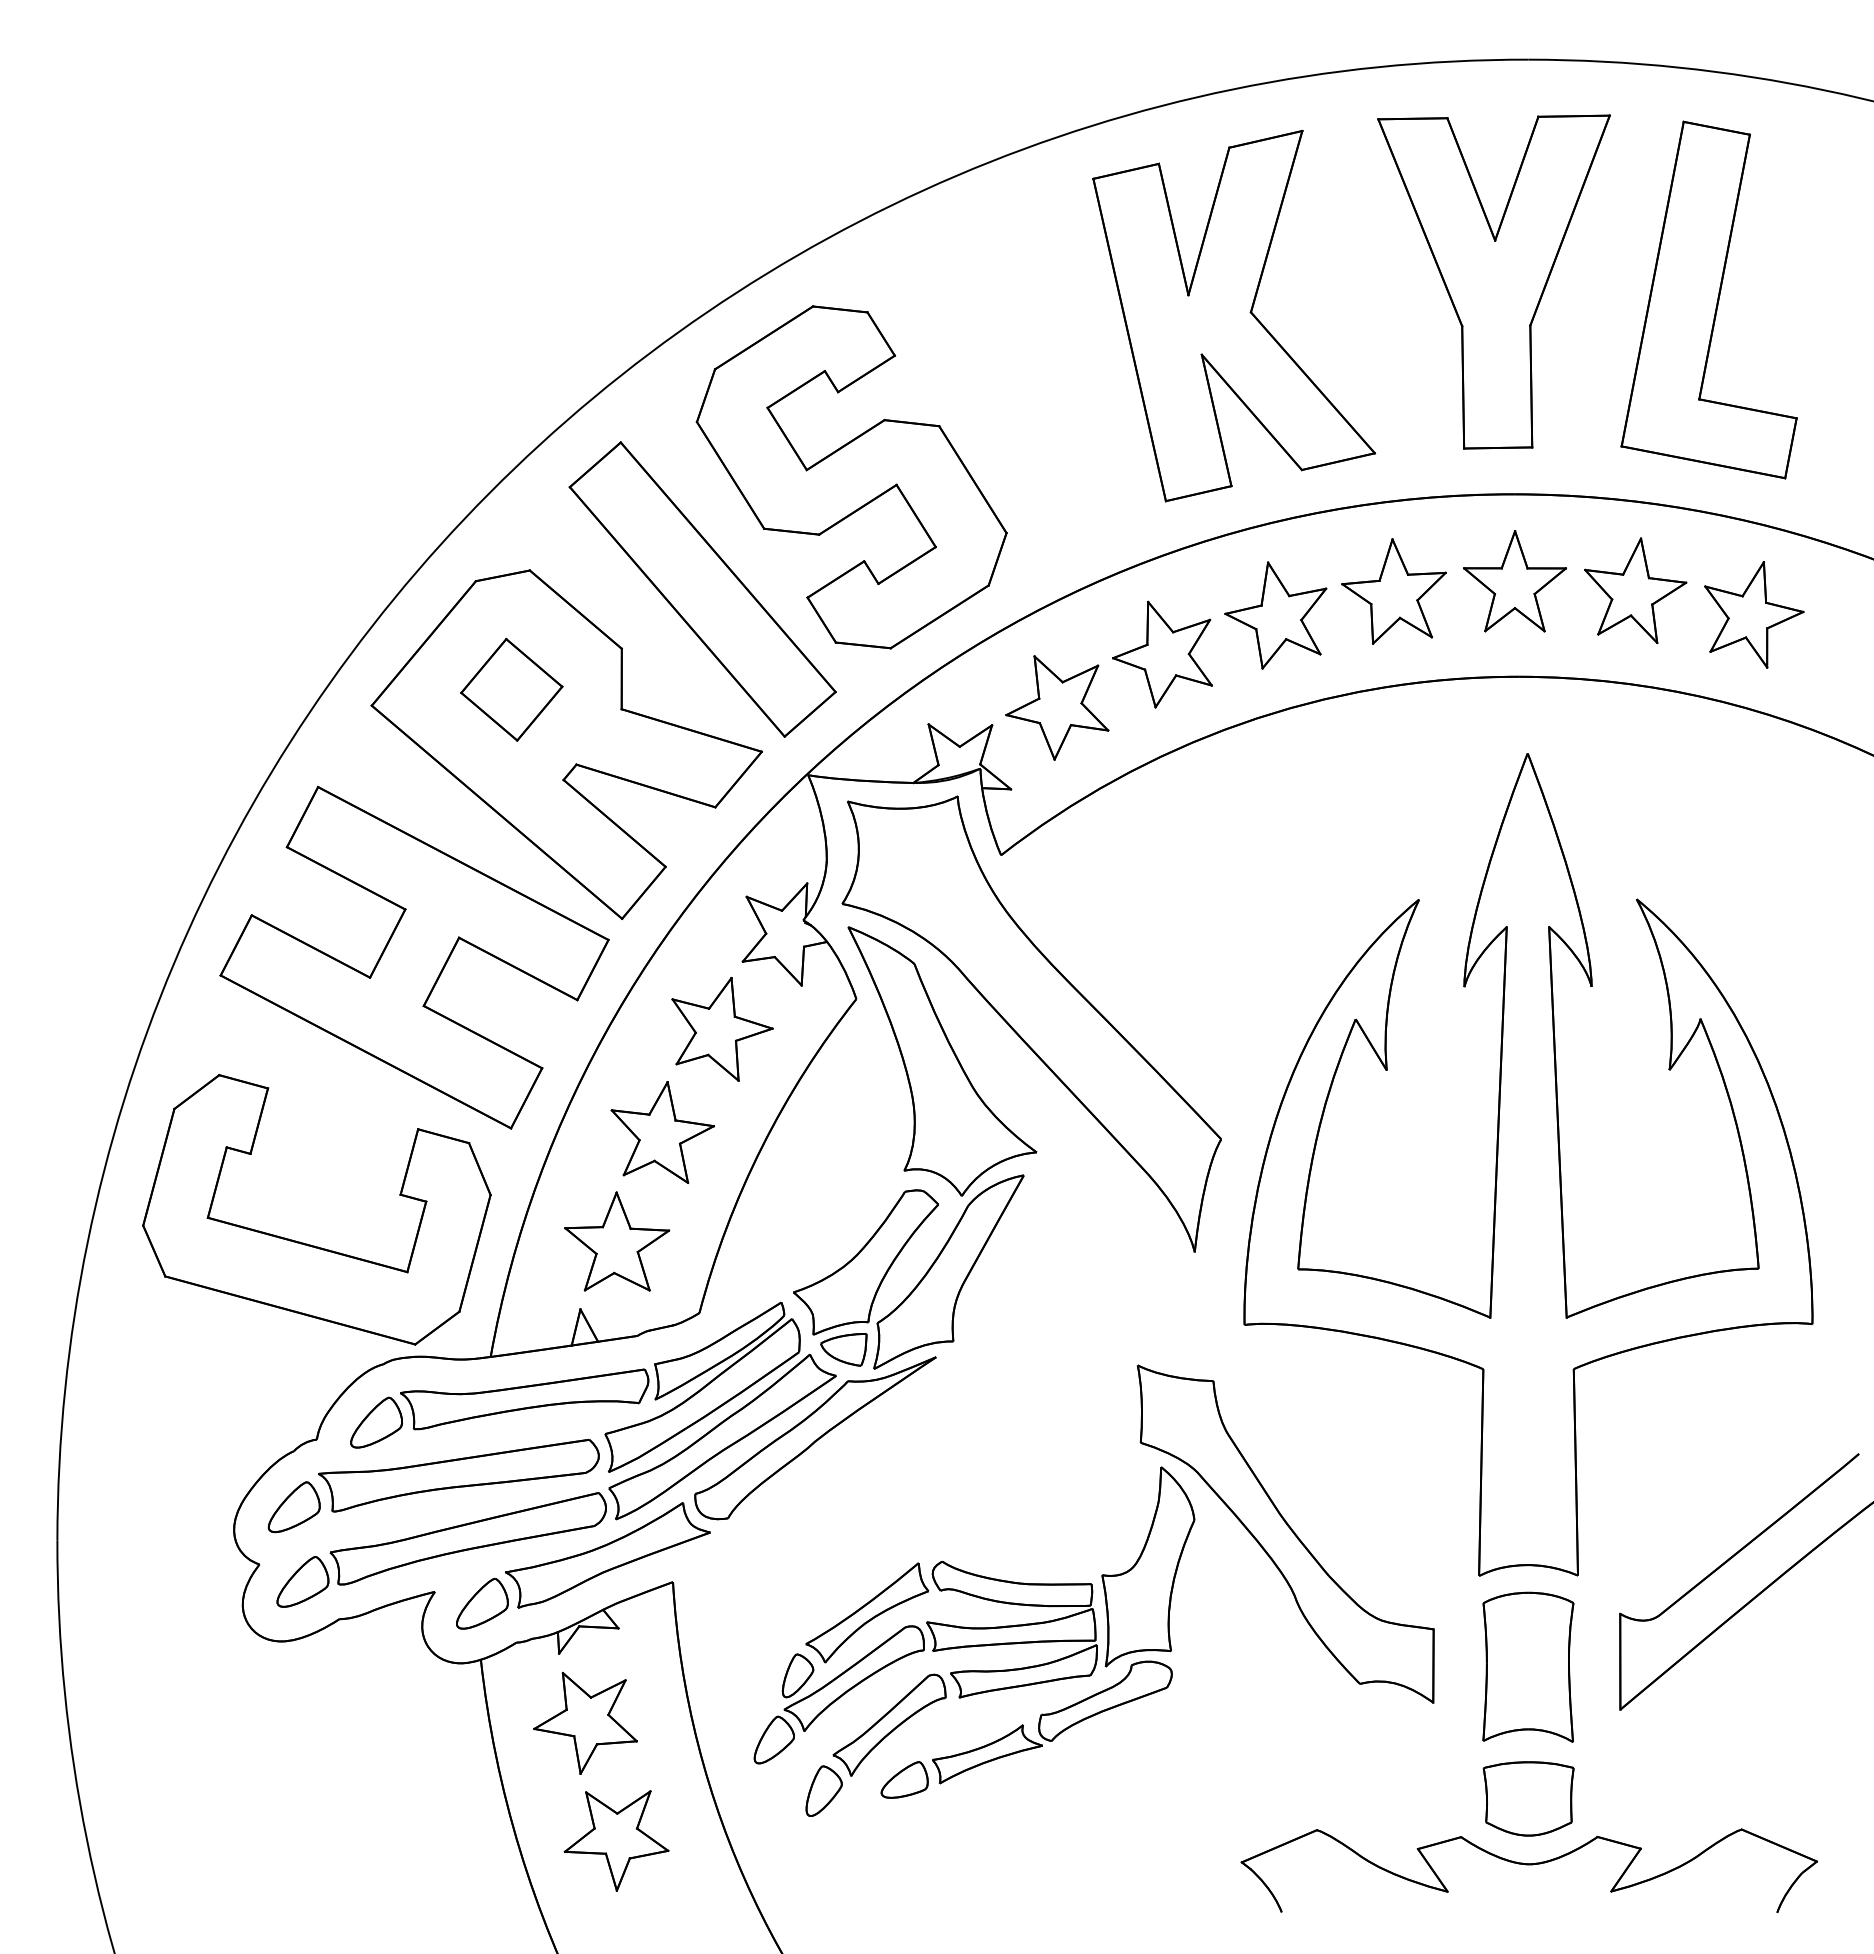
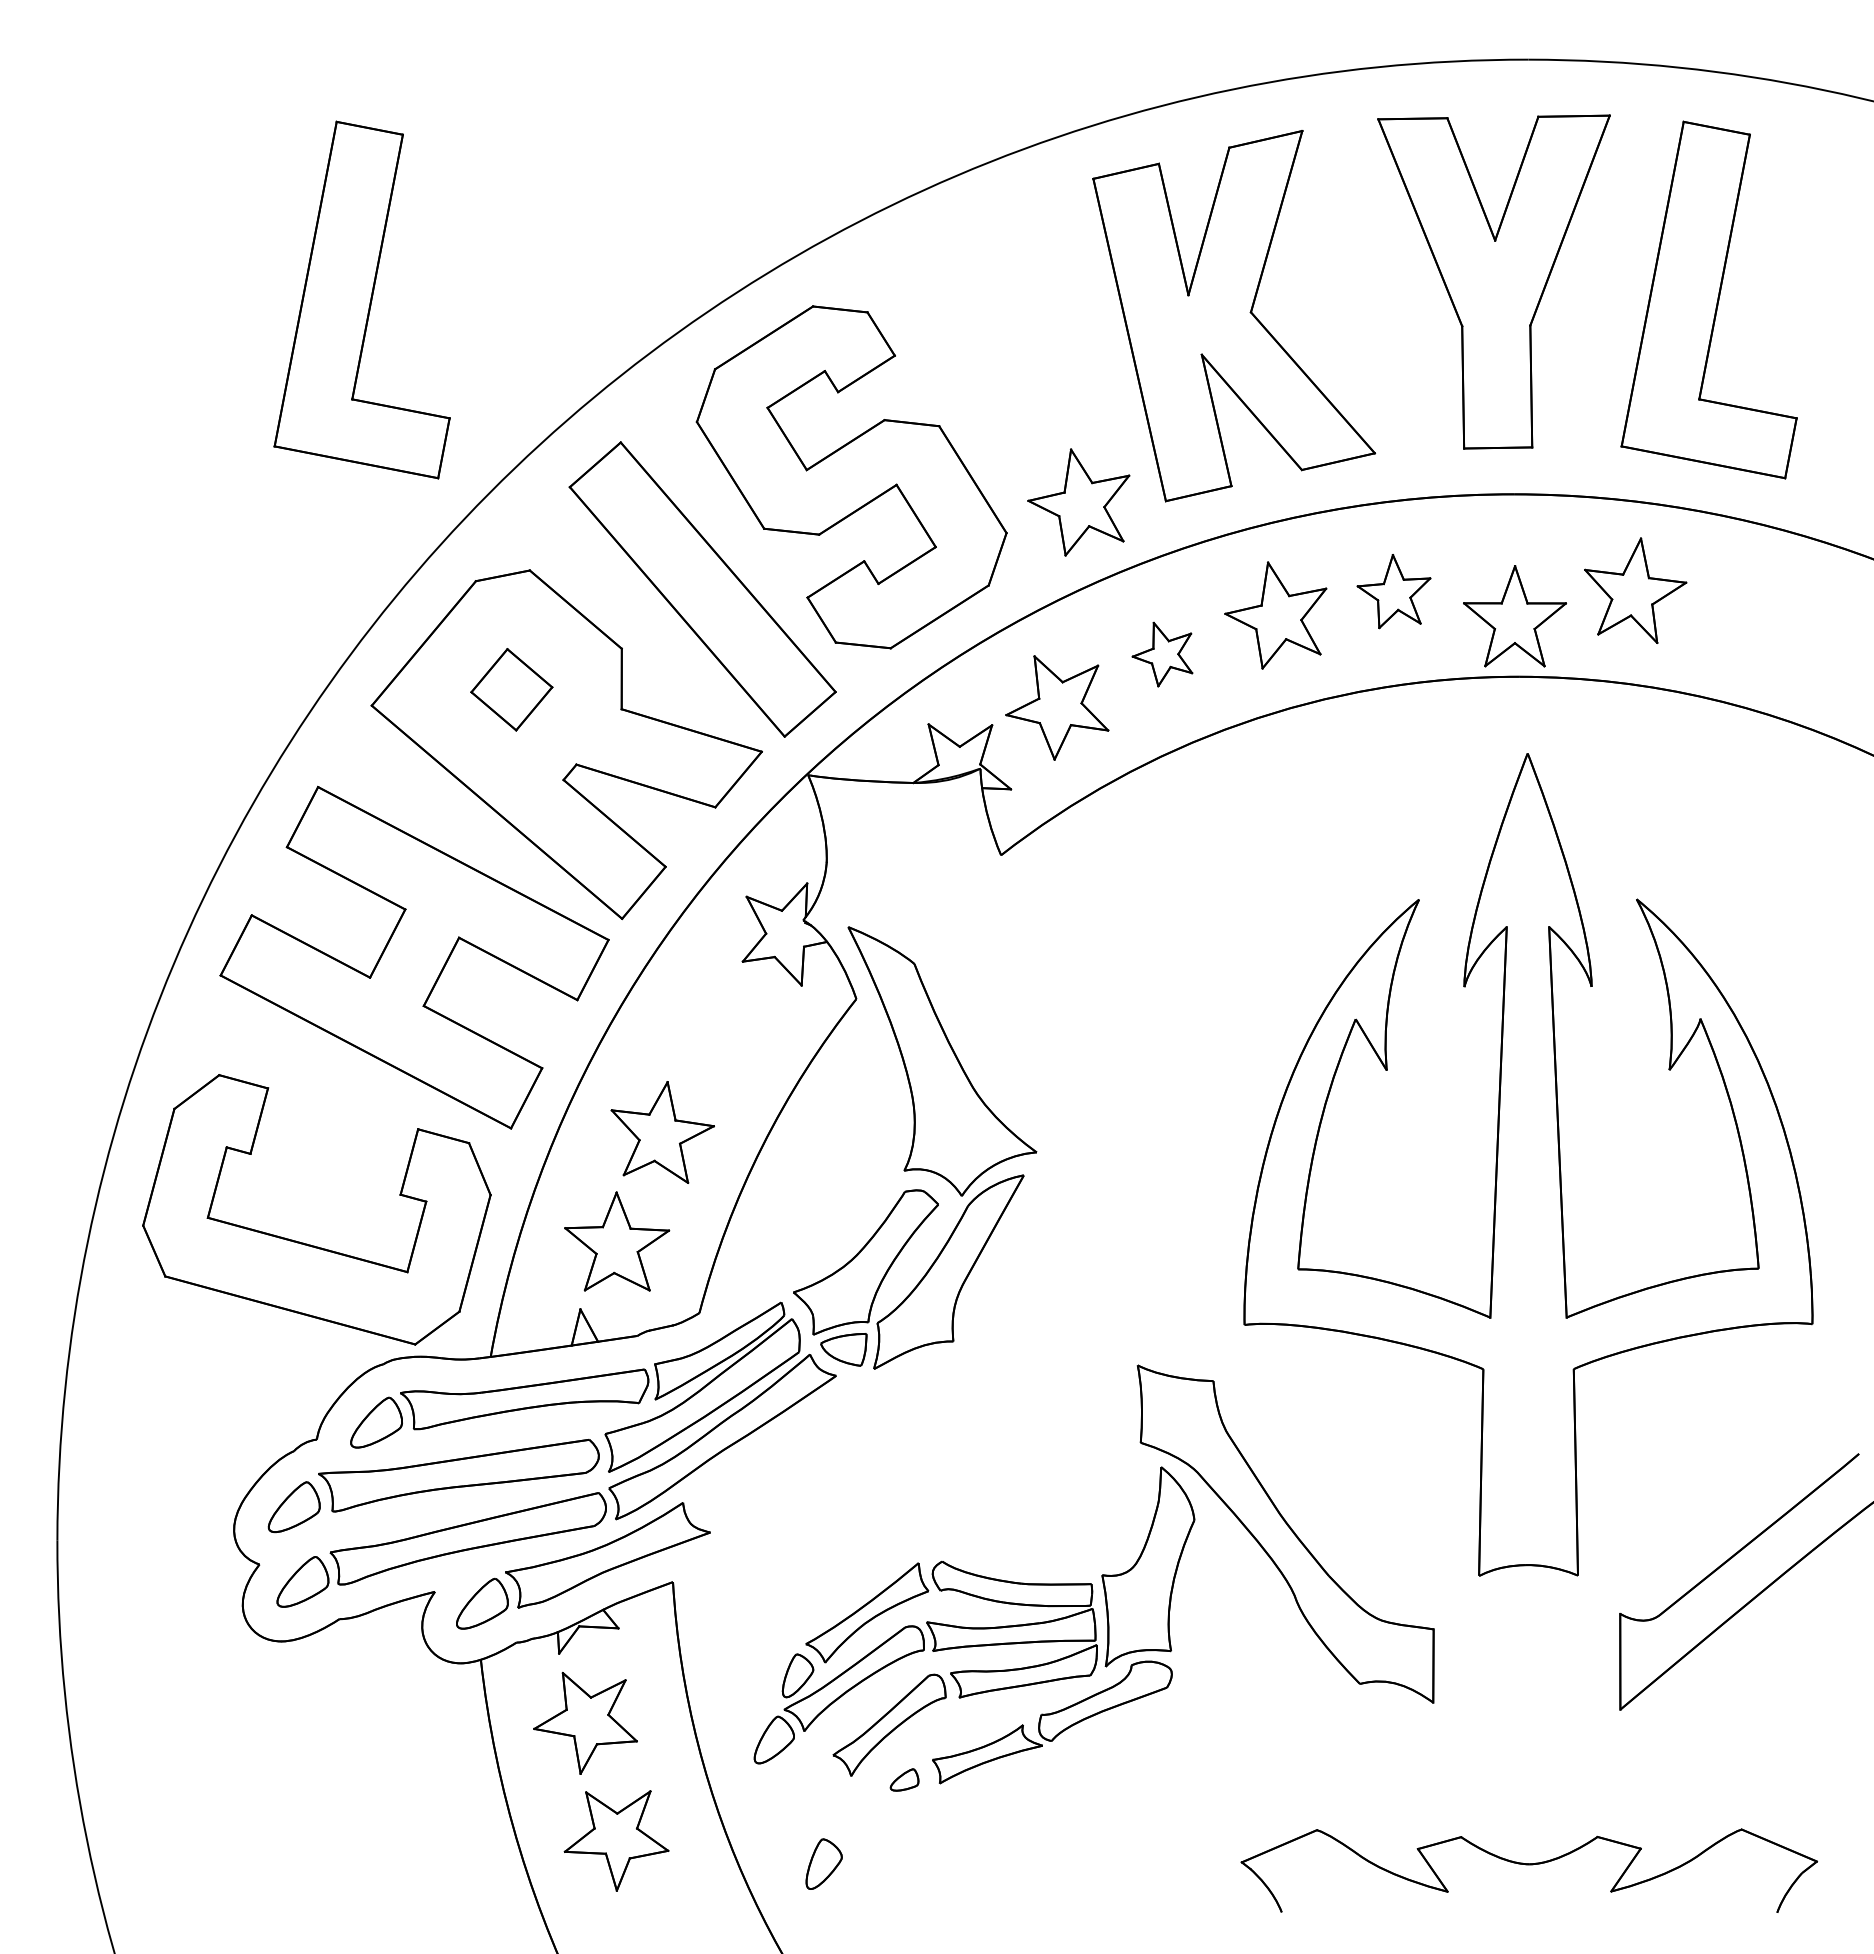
part: none -> present (361, 299)
part: none -> present (1078, 502)
part position: (1514, 581) -> (1514, 616) (1514, 616)
part size: 106x107 px -> 76x76 px (1393, 591)
part: present -> none (1754, 614)
part size: 101x109 px -> 63x67 px (1162, 654)
part size: 104x105 px -> 84x84 px (511, 689)
part: present -> none (1031, 1023)
part: present -> none (722, 1028)
part: present -> none (815, 1438)
part: present -> none (1528, 1666)
part size: 49x38 px -> 31x24 px (904, 1779)
part position: (823, 1790) -> (823, 1863) (823, 1863)
part: present -> none (1528, 1798)
